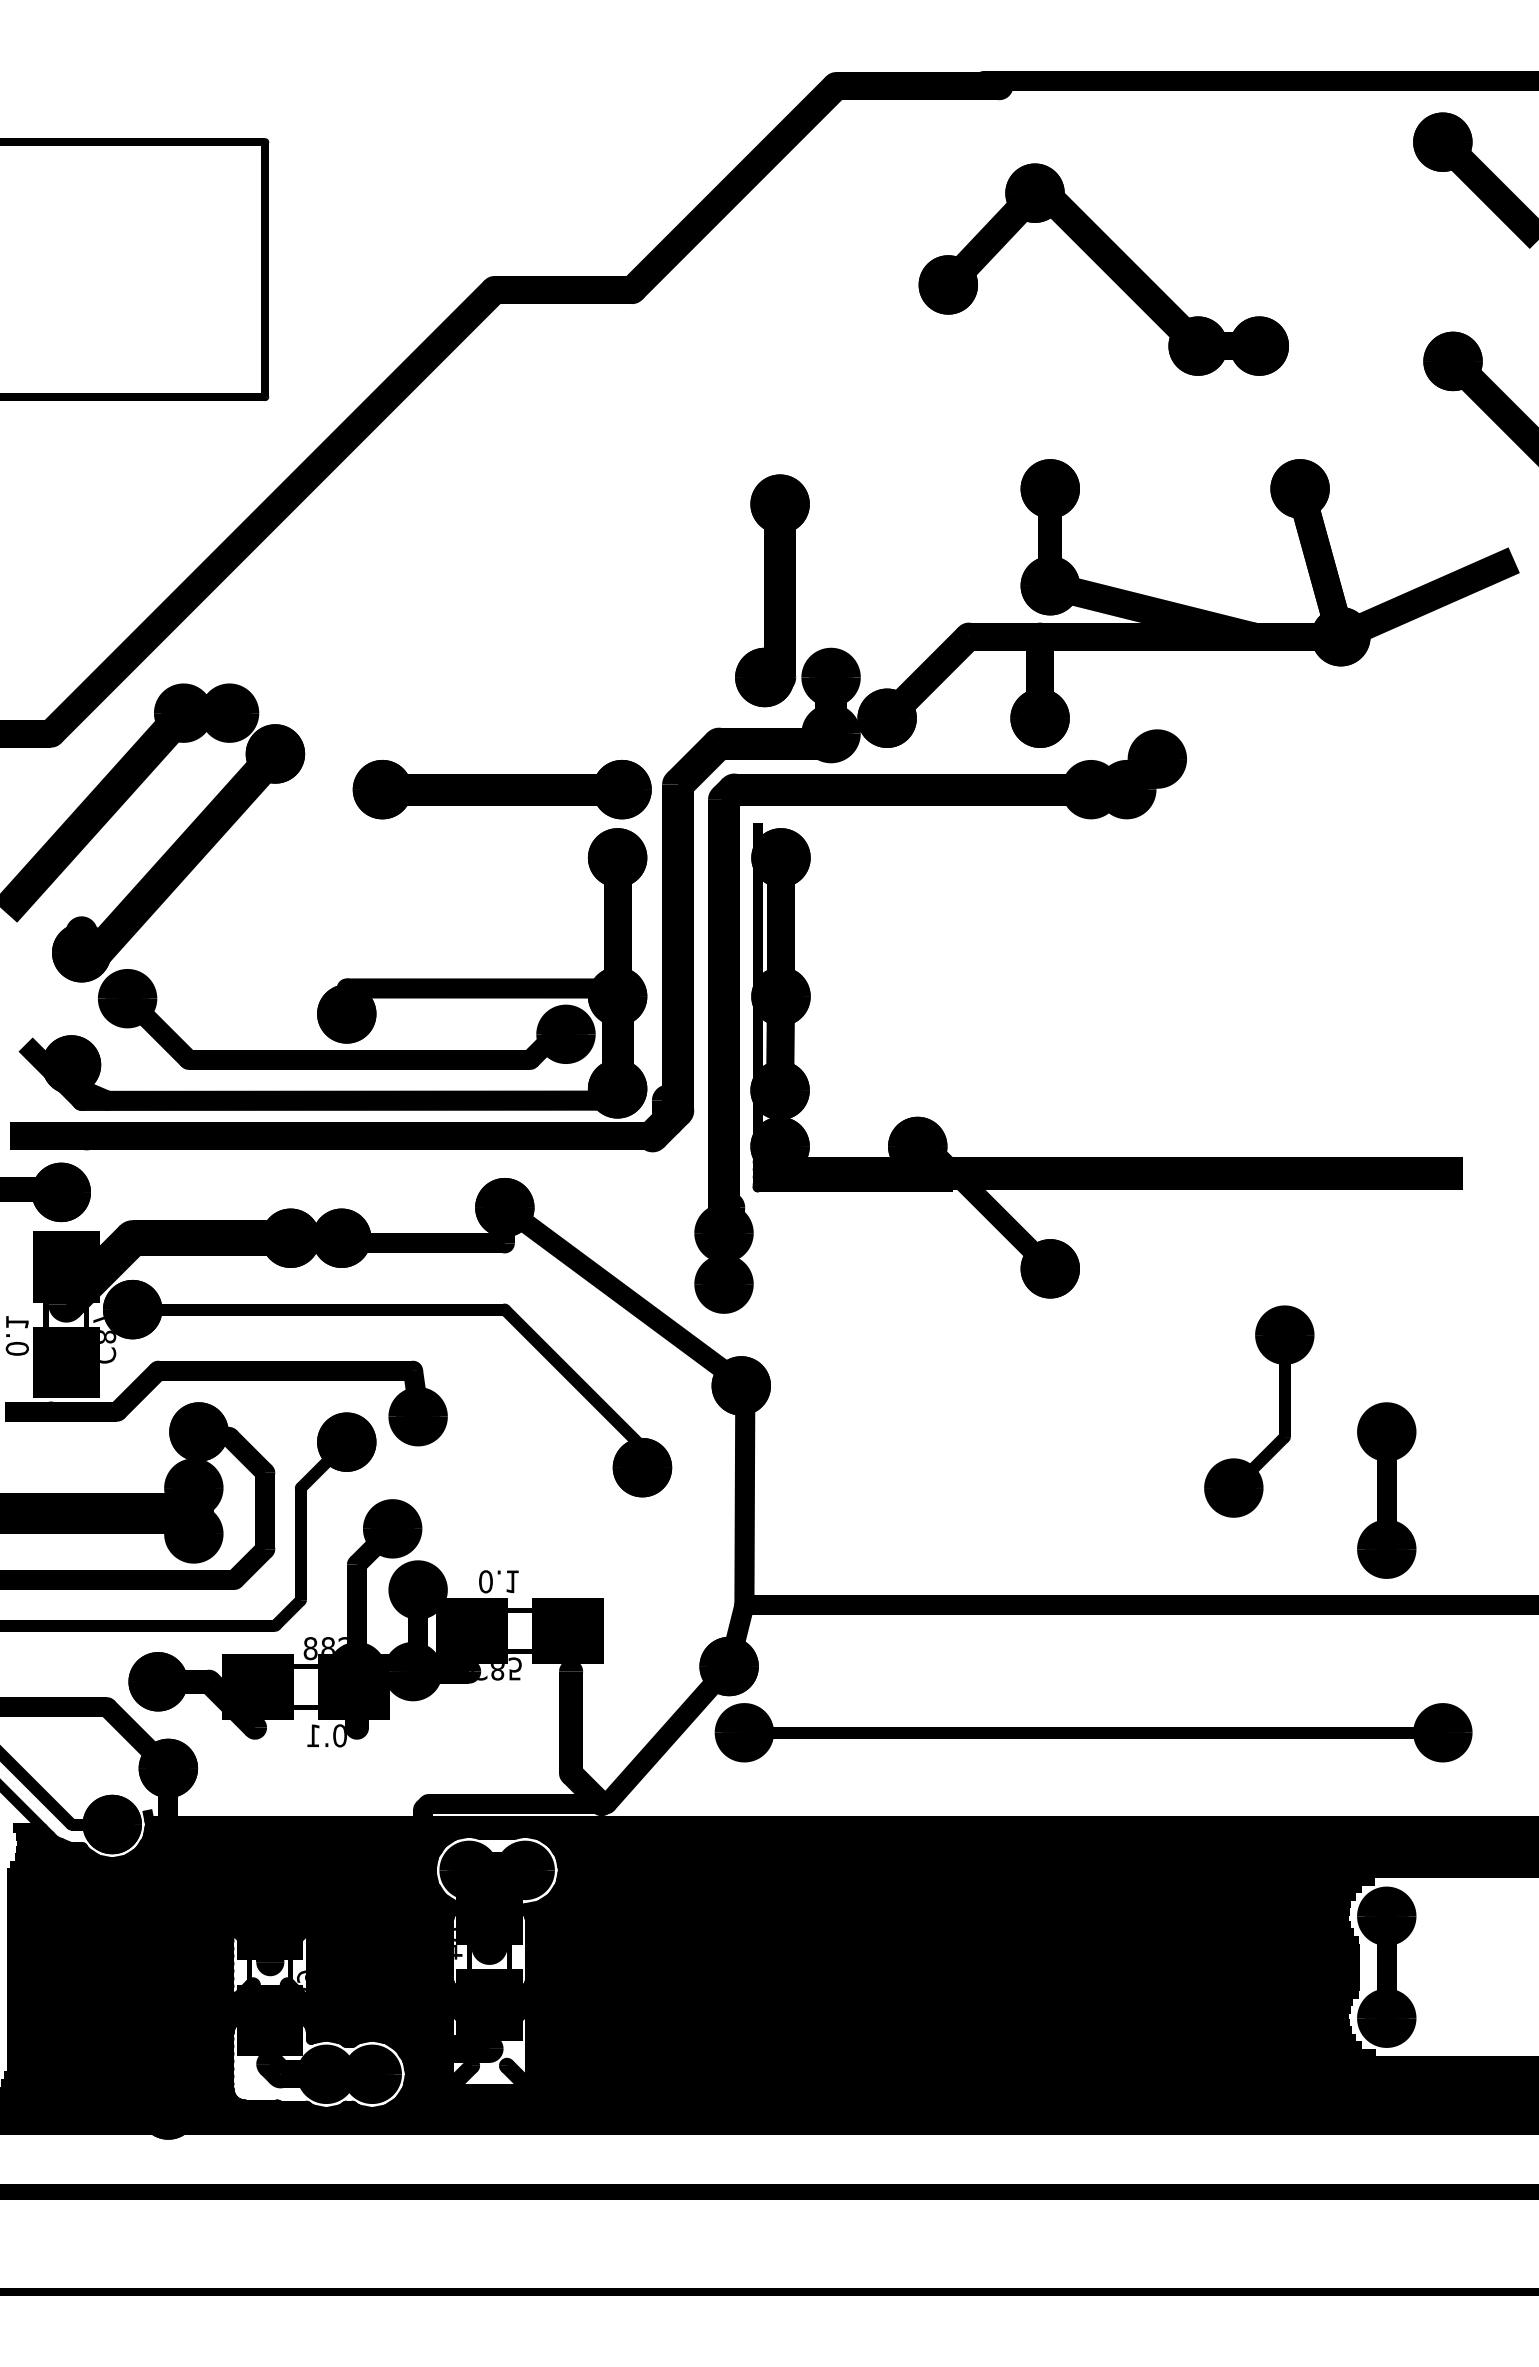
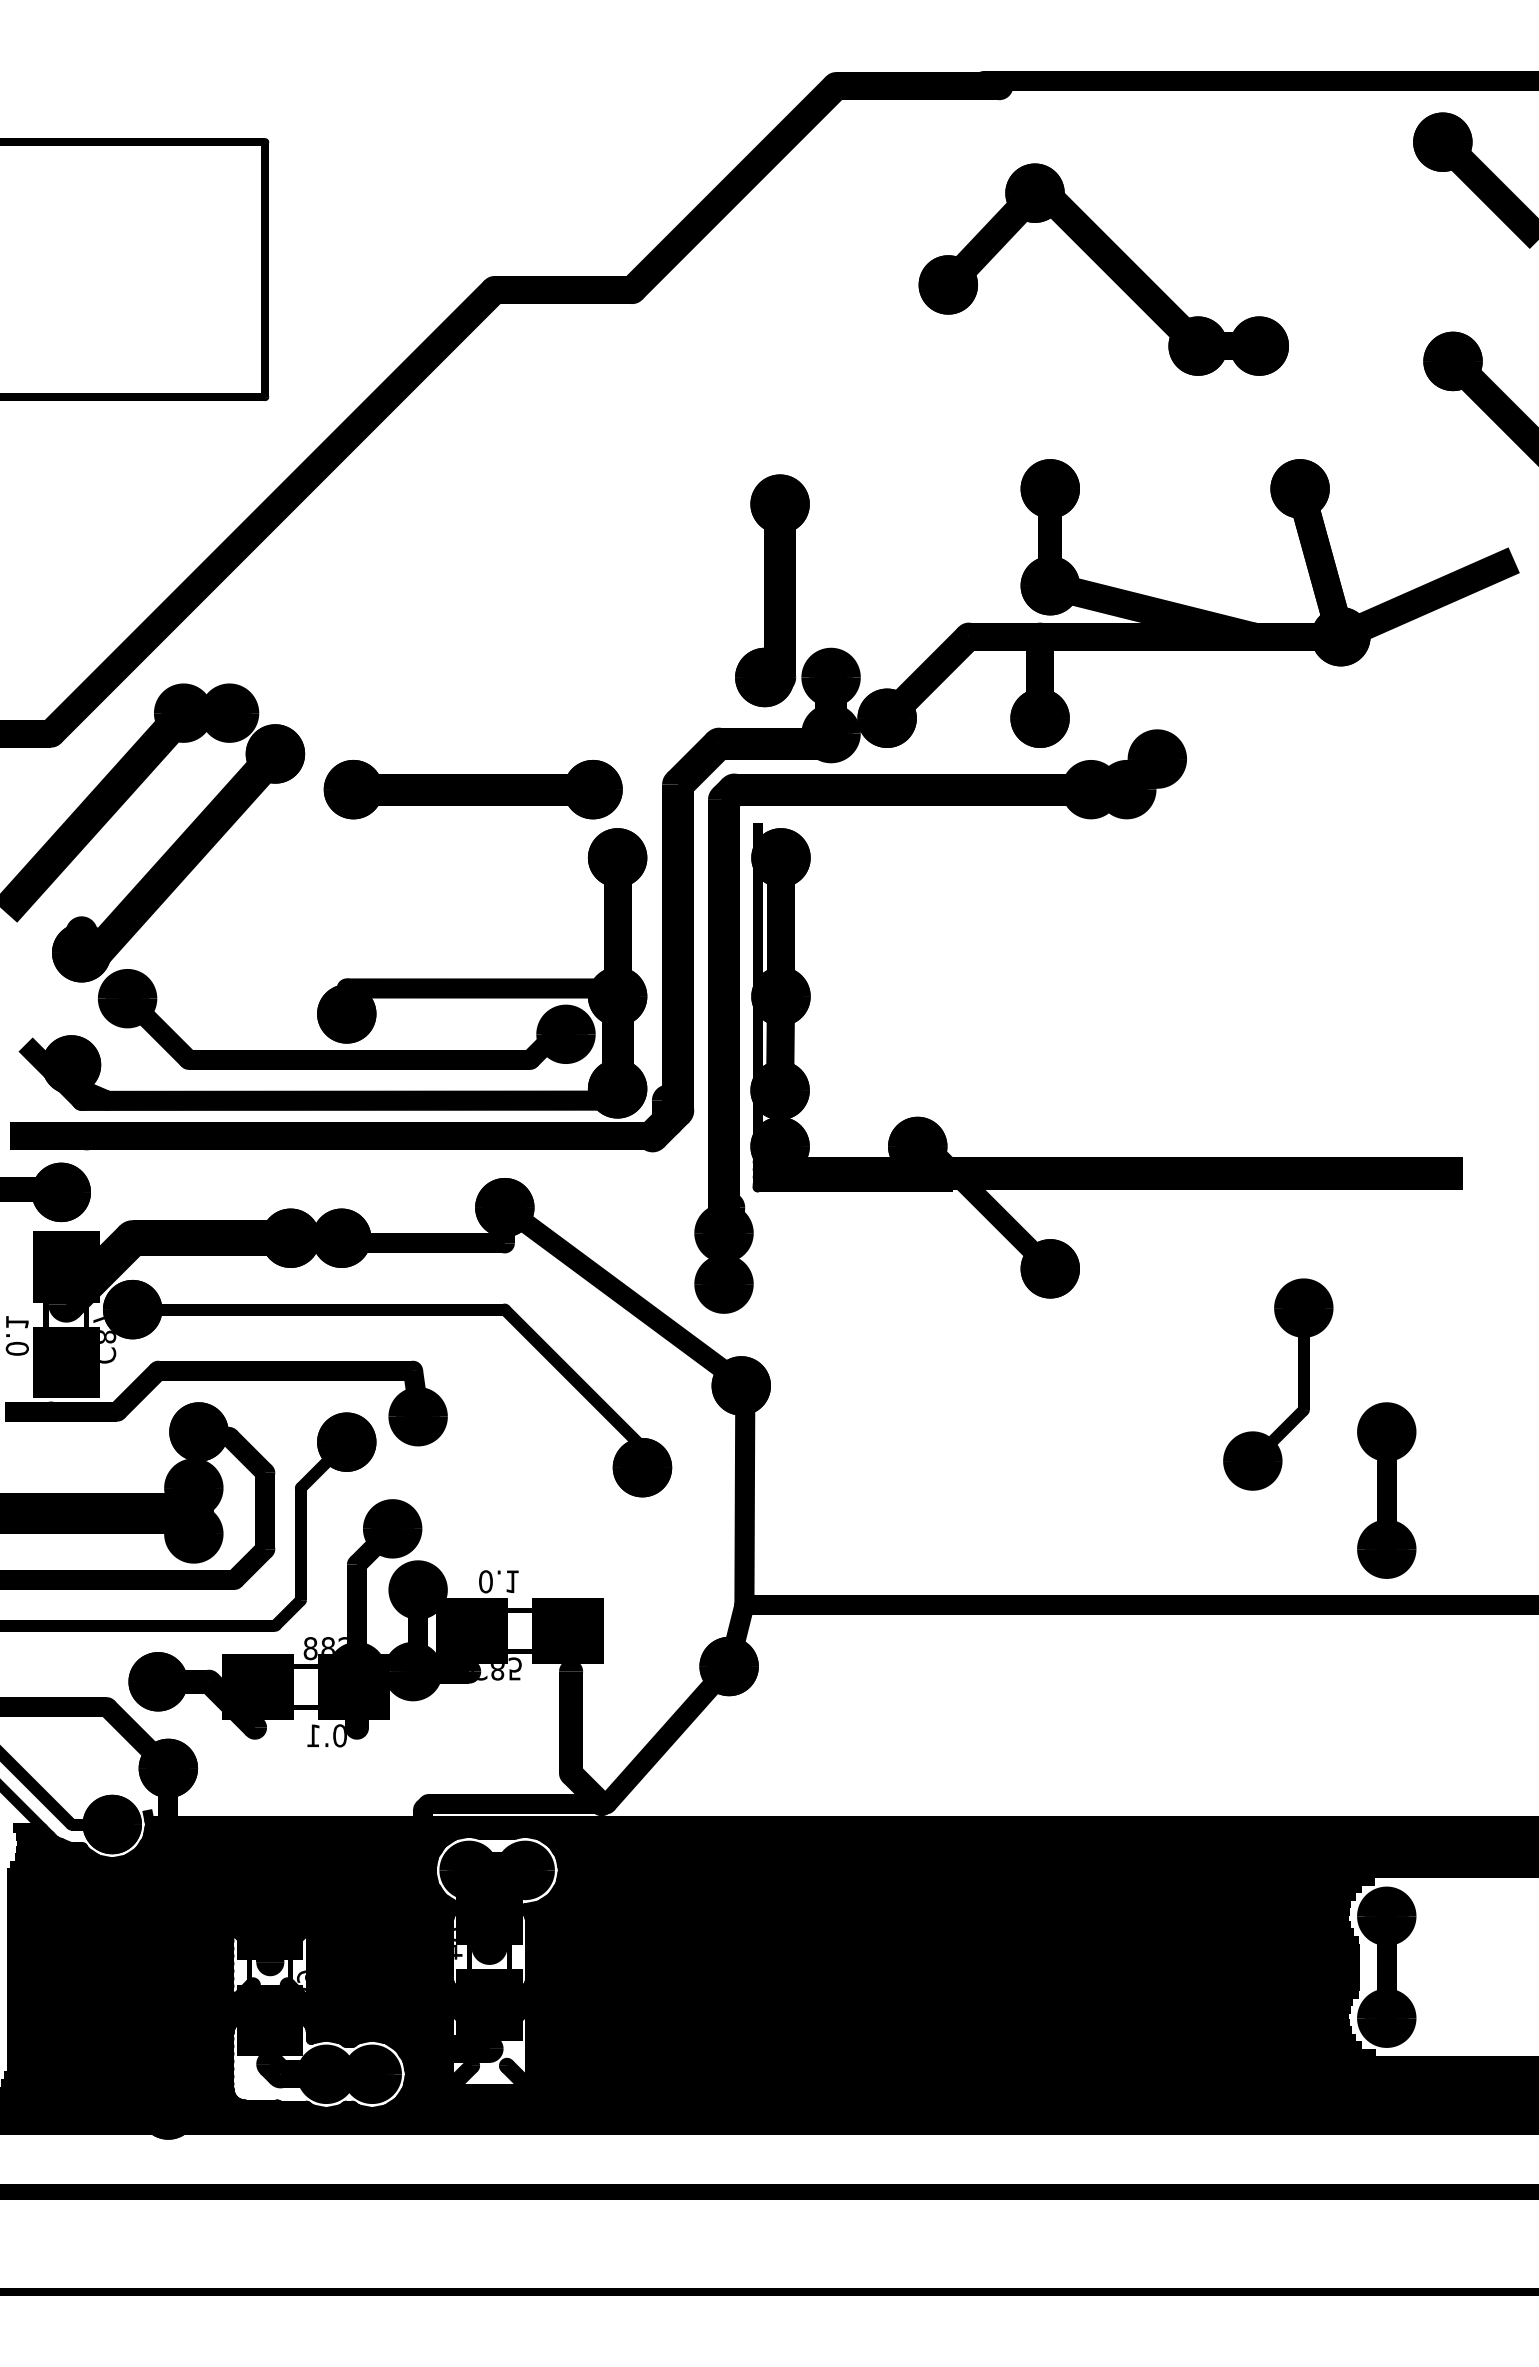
part position: (501, 789) -> (472, 789) (472, 789)
part position: (1279, 1411) -> (1298, 1384) (1298, 1384)
part: present -> none (1093, 1732)
